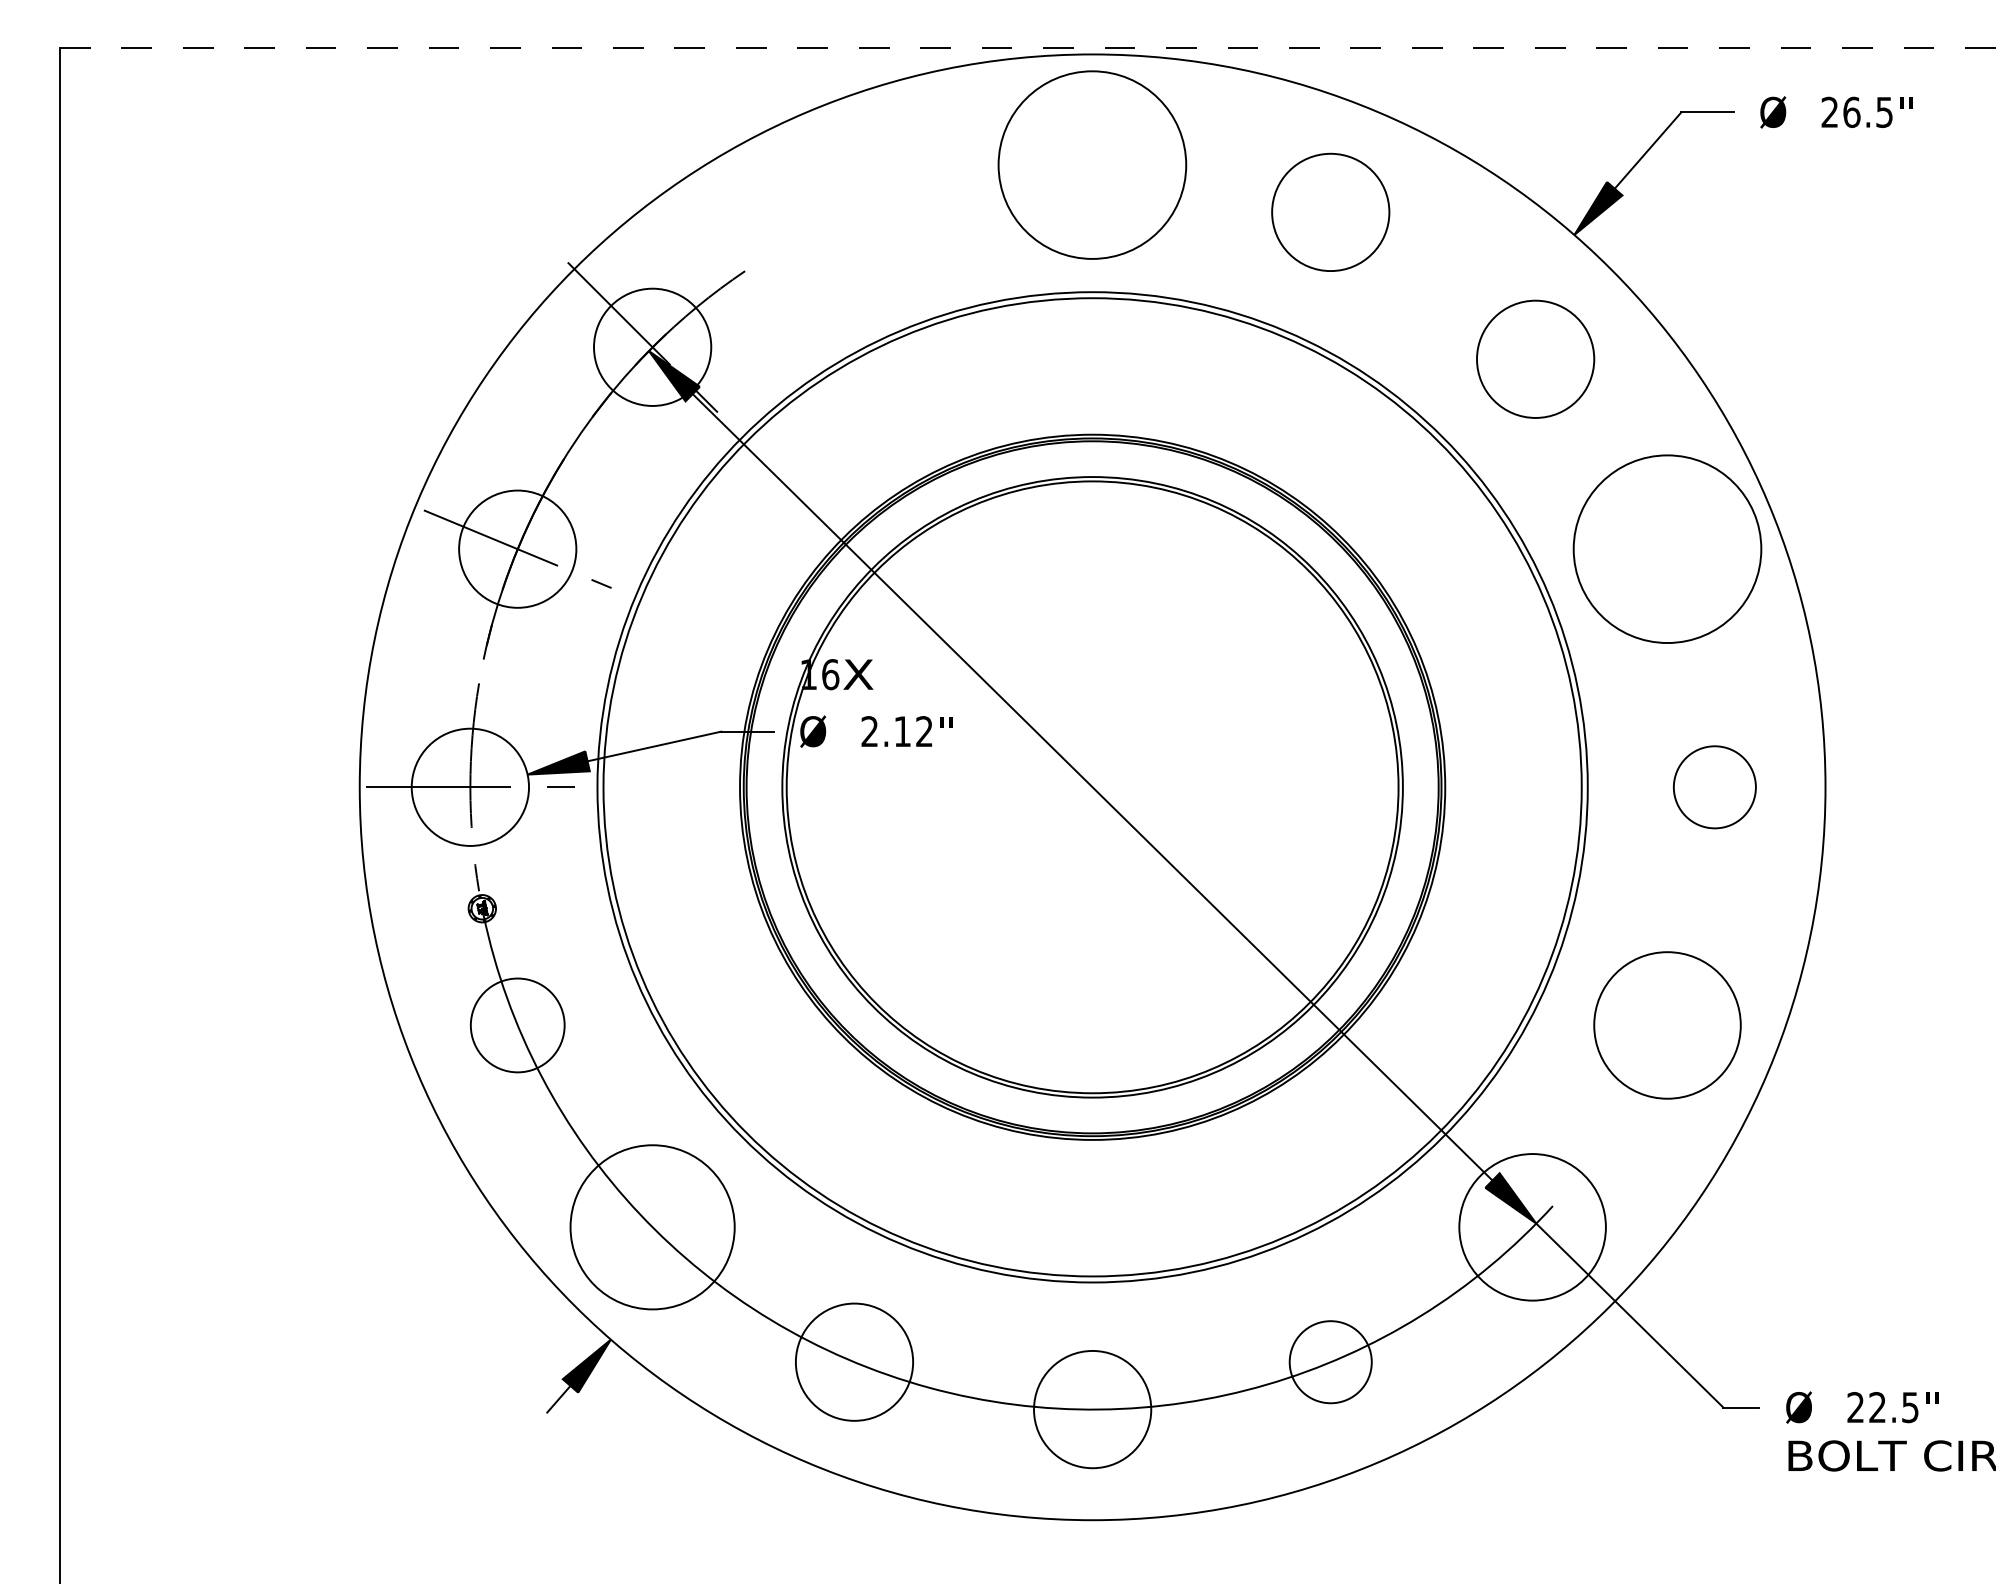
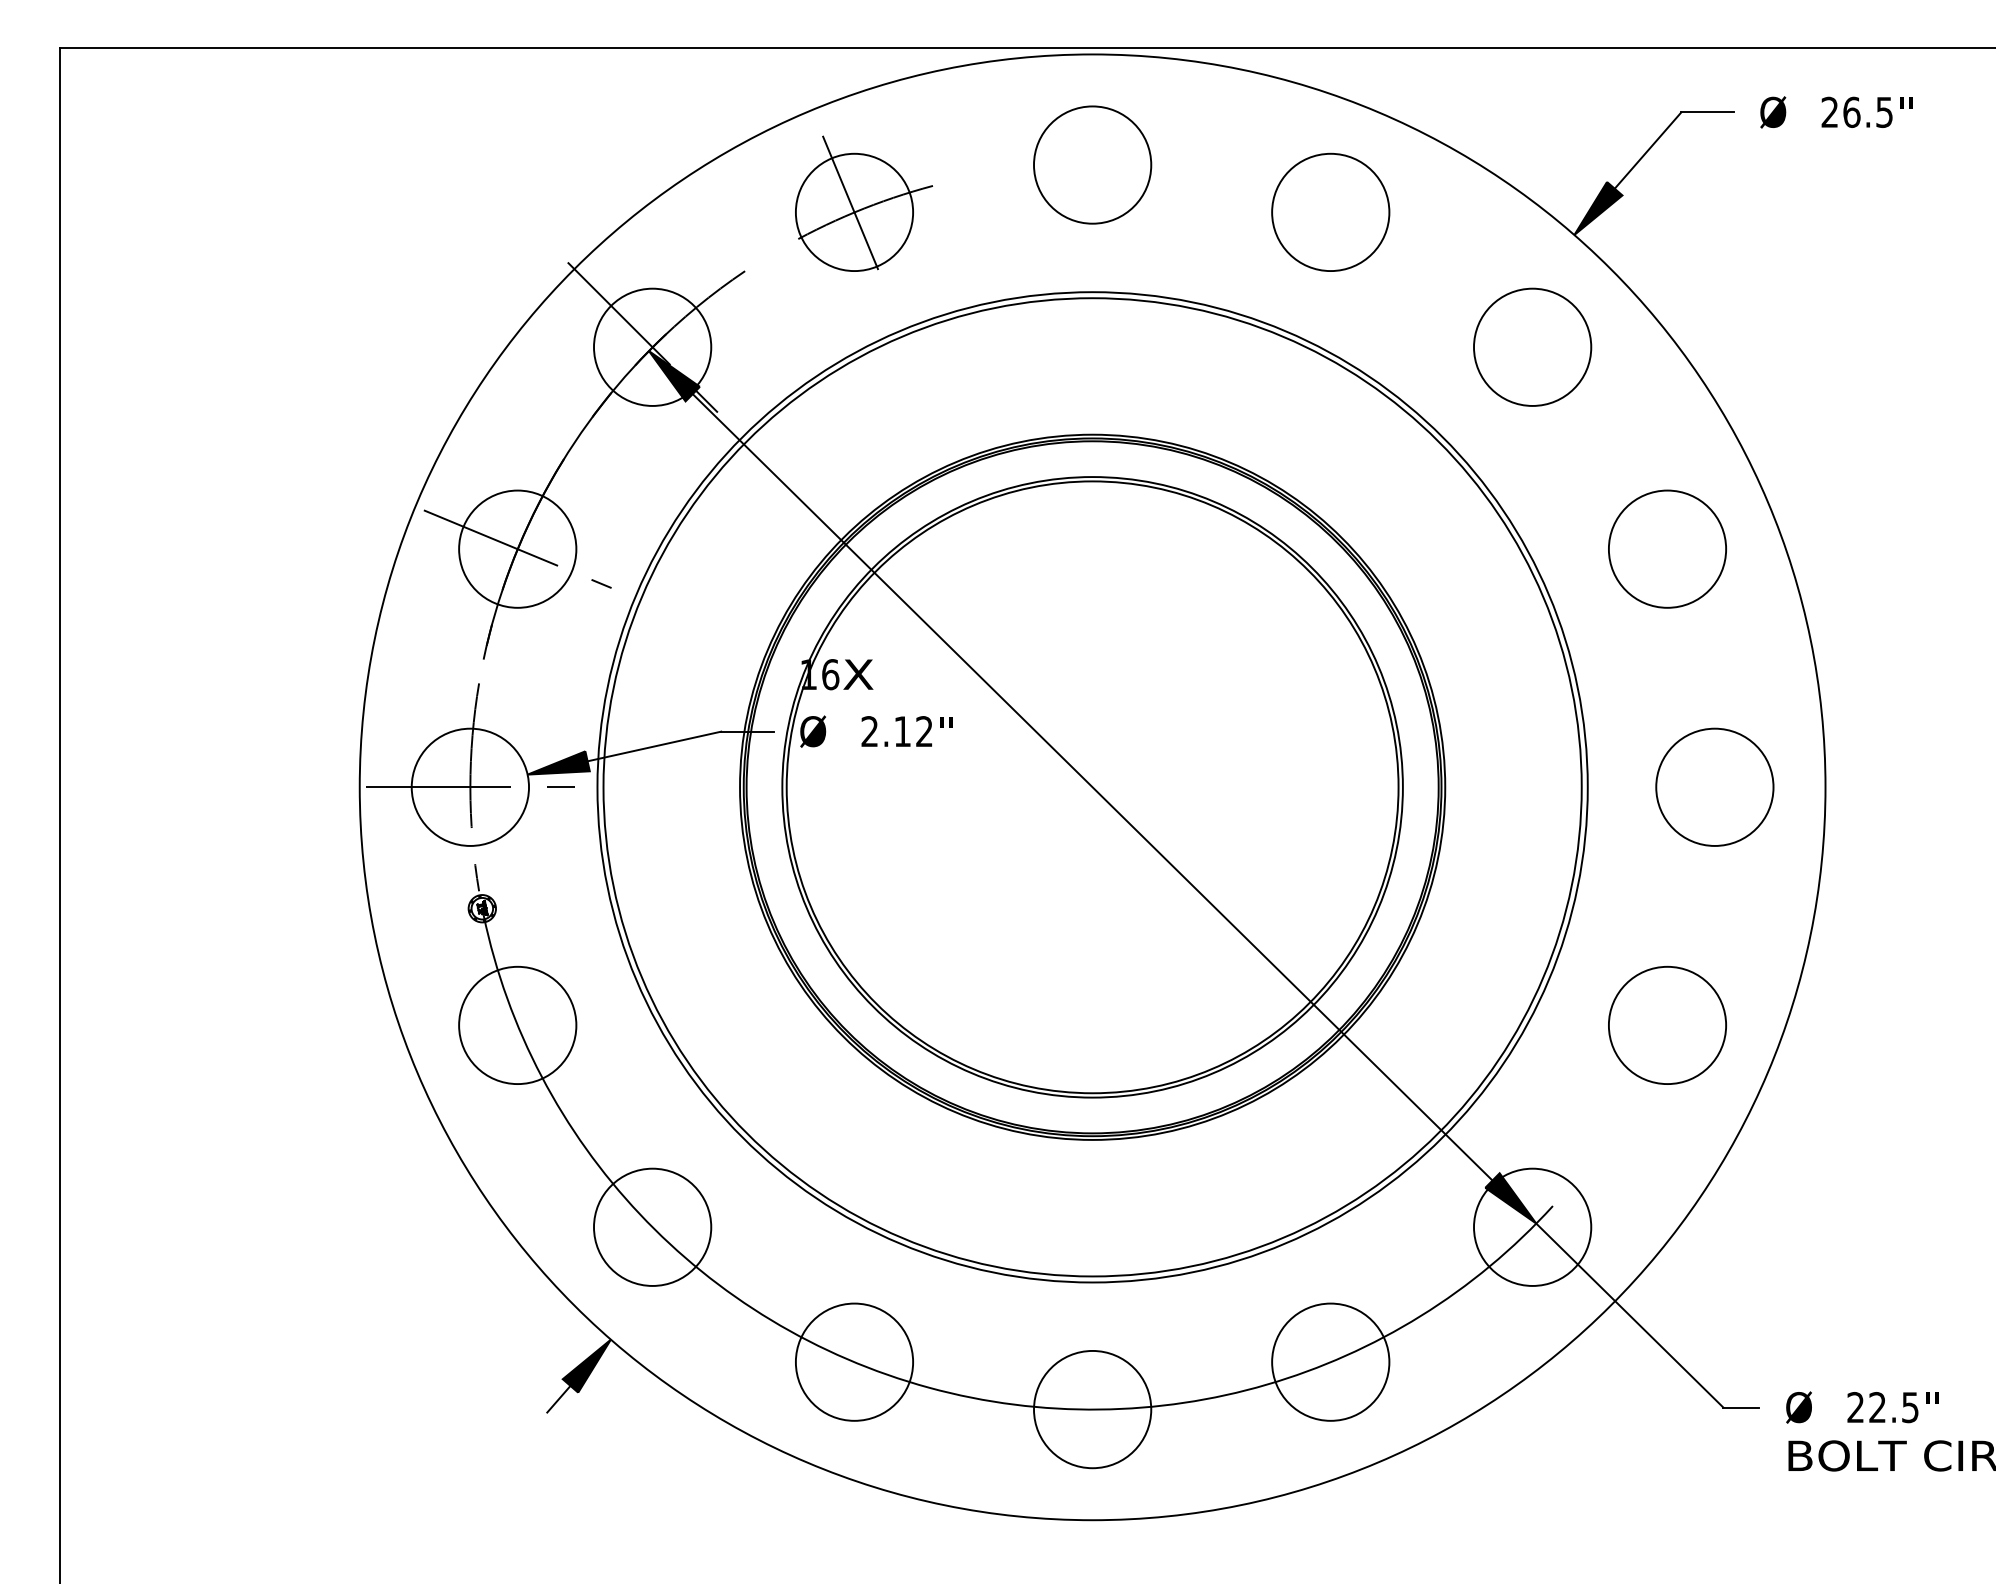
line: dashed -> solid (1027, 47)
circle size: 191x190 px -> 120x120 px (1092, 164)
part: none -> present (863, 203)
circle position: (1535, 358) -> (1532, 346) (1532, 346)
circle diameter: 188 px -> 117 px (1667, 548)
circle diameter: 82 px -> 117 px (1714, 786)
circle diameter: 94 px -> 117 px (517, 1025)
circle diameter: 147 px -> 117 px (1667, 1025)
circle diameter: 164 px -> 117 px (652, 1226)
circle diameter: 147 px -> 117 px (1532, 1226)
circle diameter: 82 px -> 117 px (1330, 1361)
